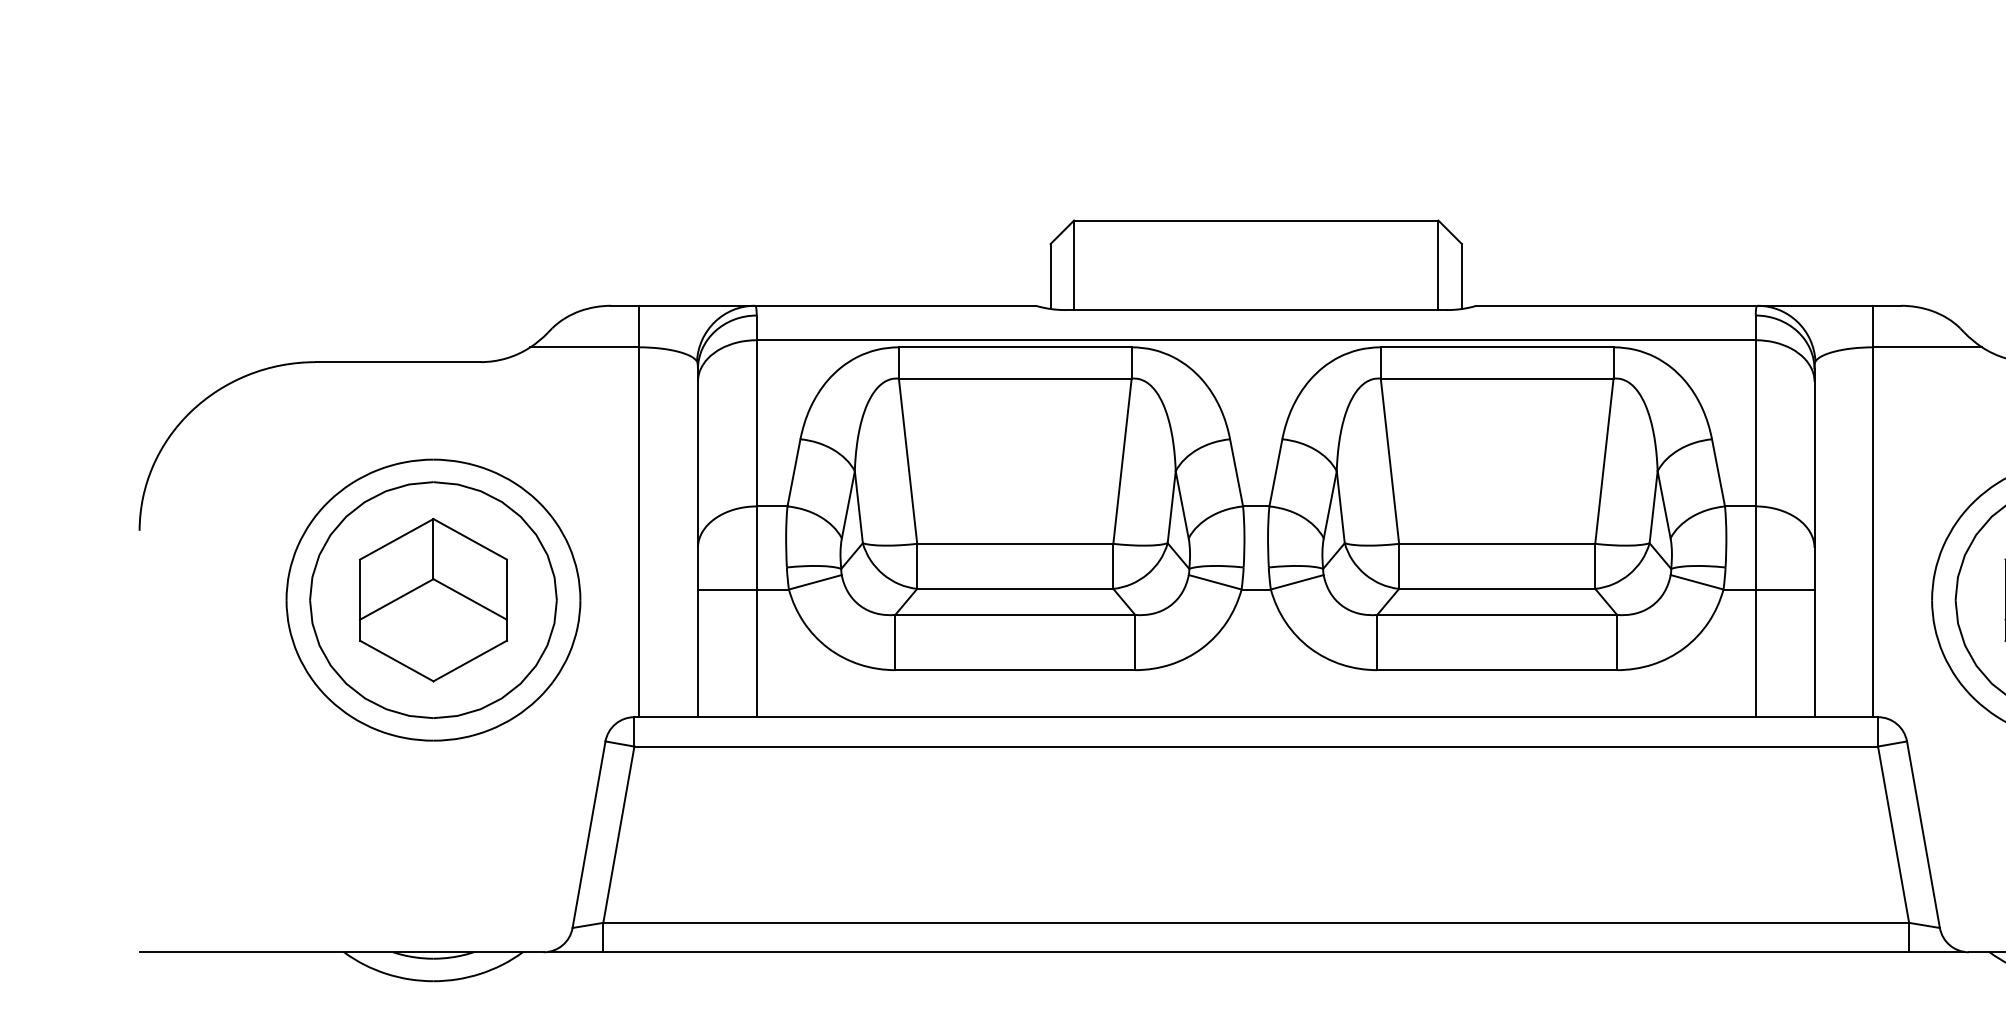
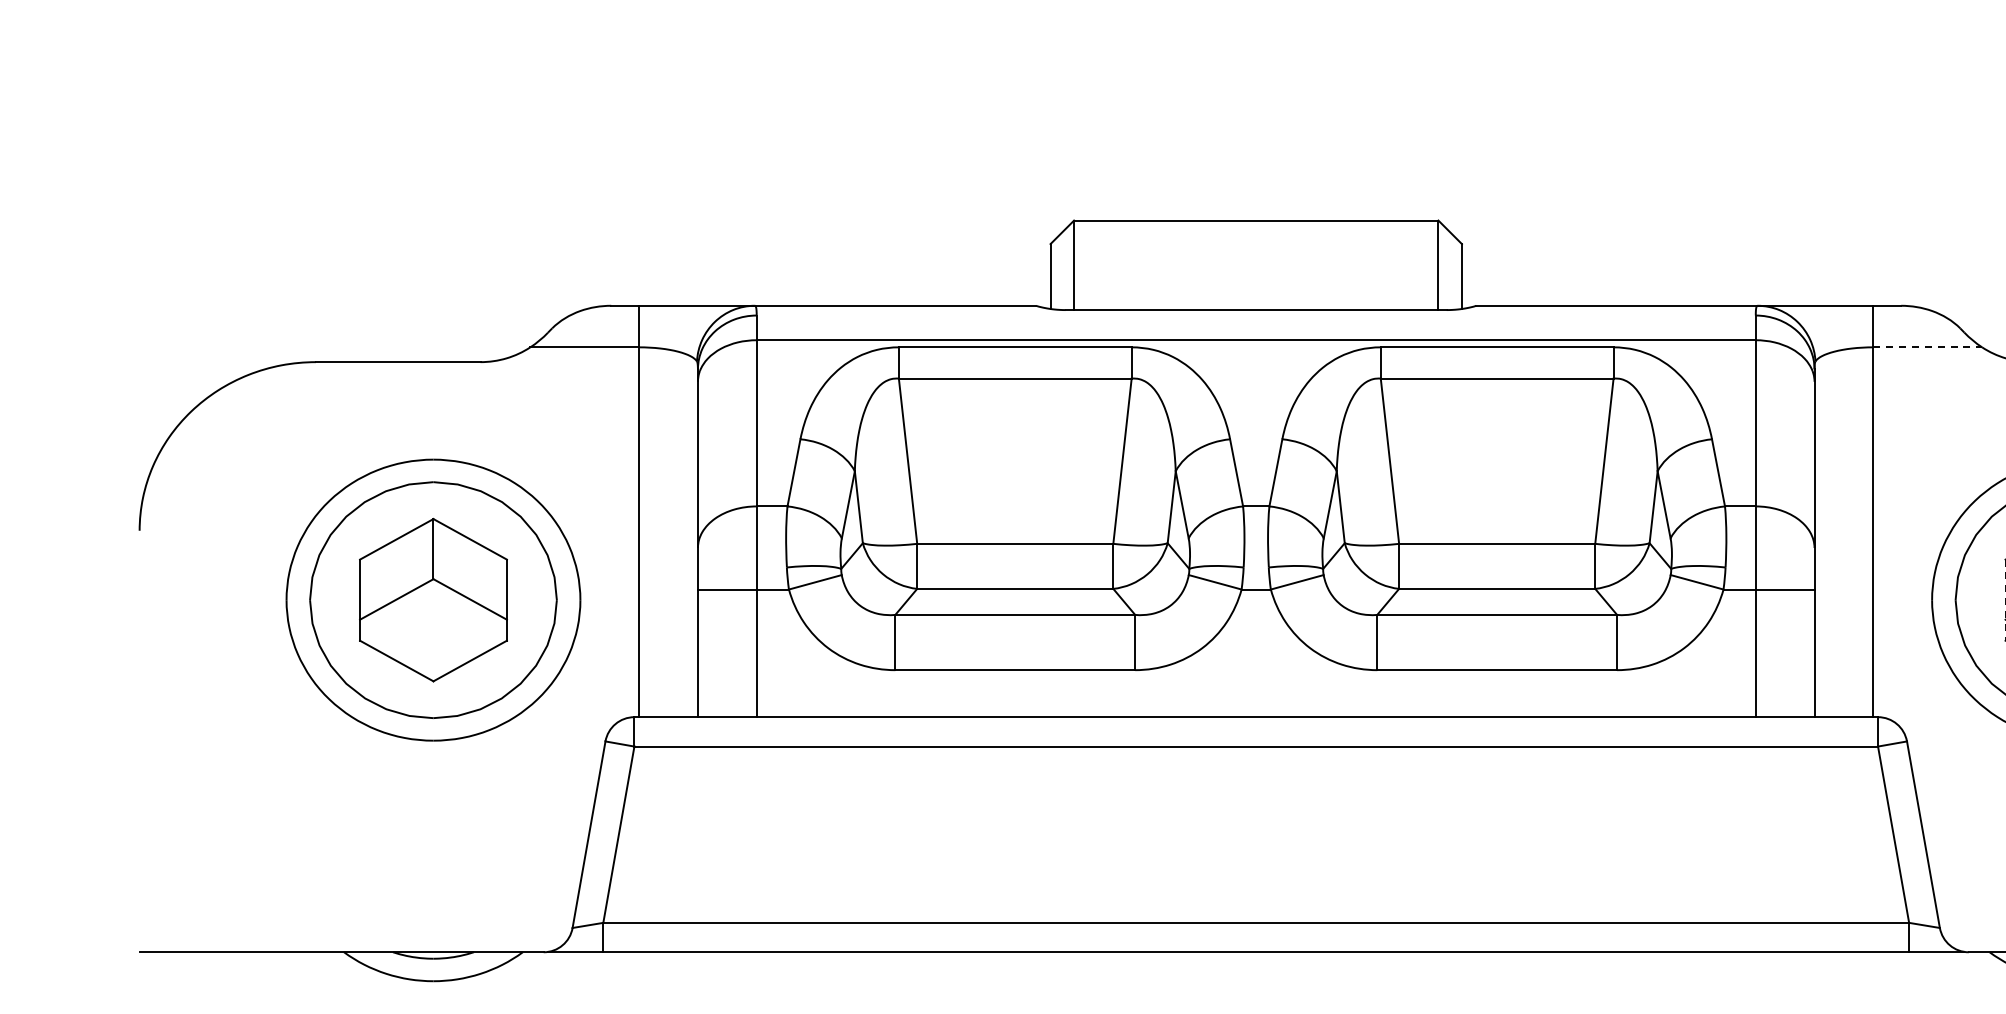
line: solid -> dashed (1928, 347)
line: solid -> dashed (2005, 600)
